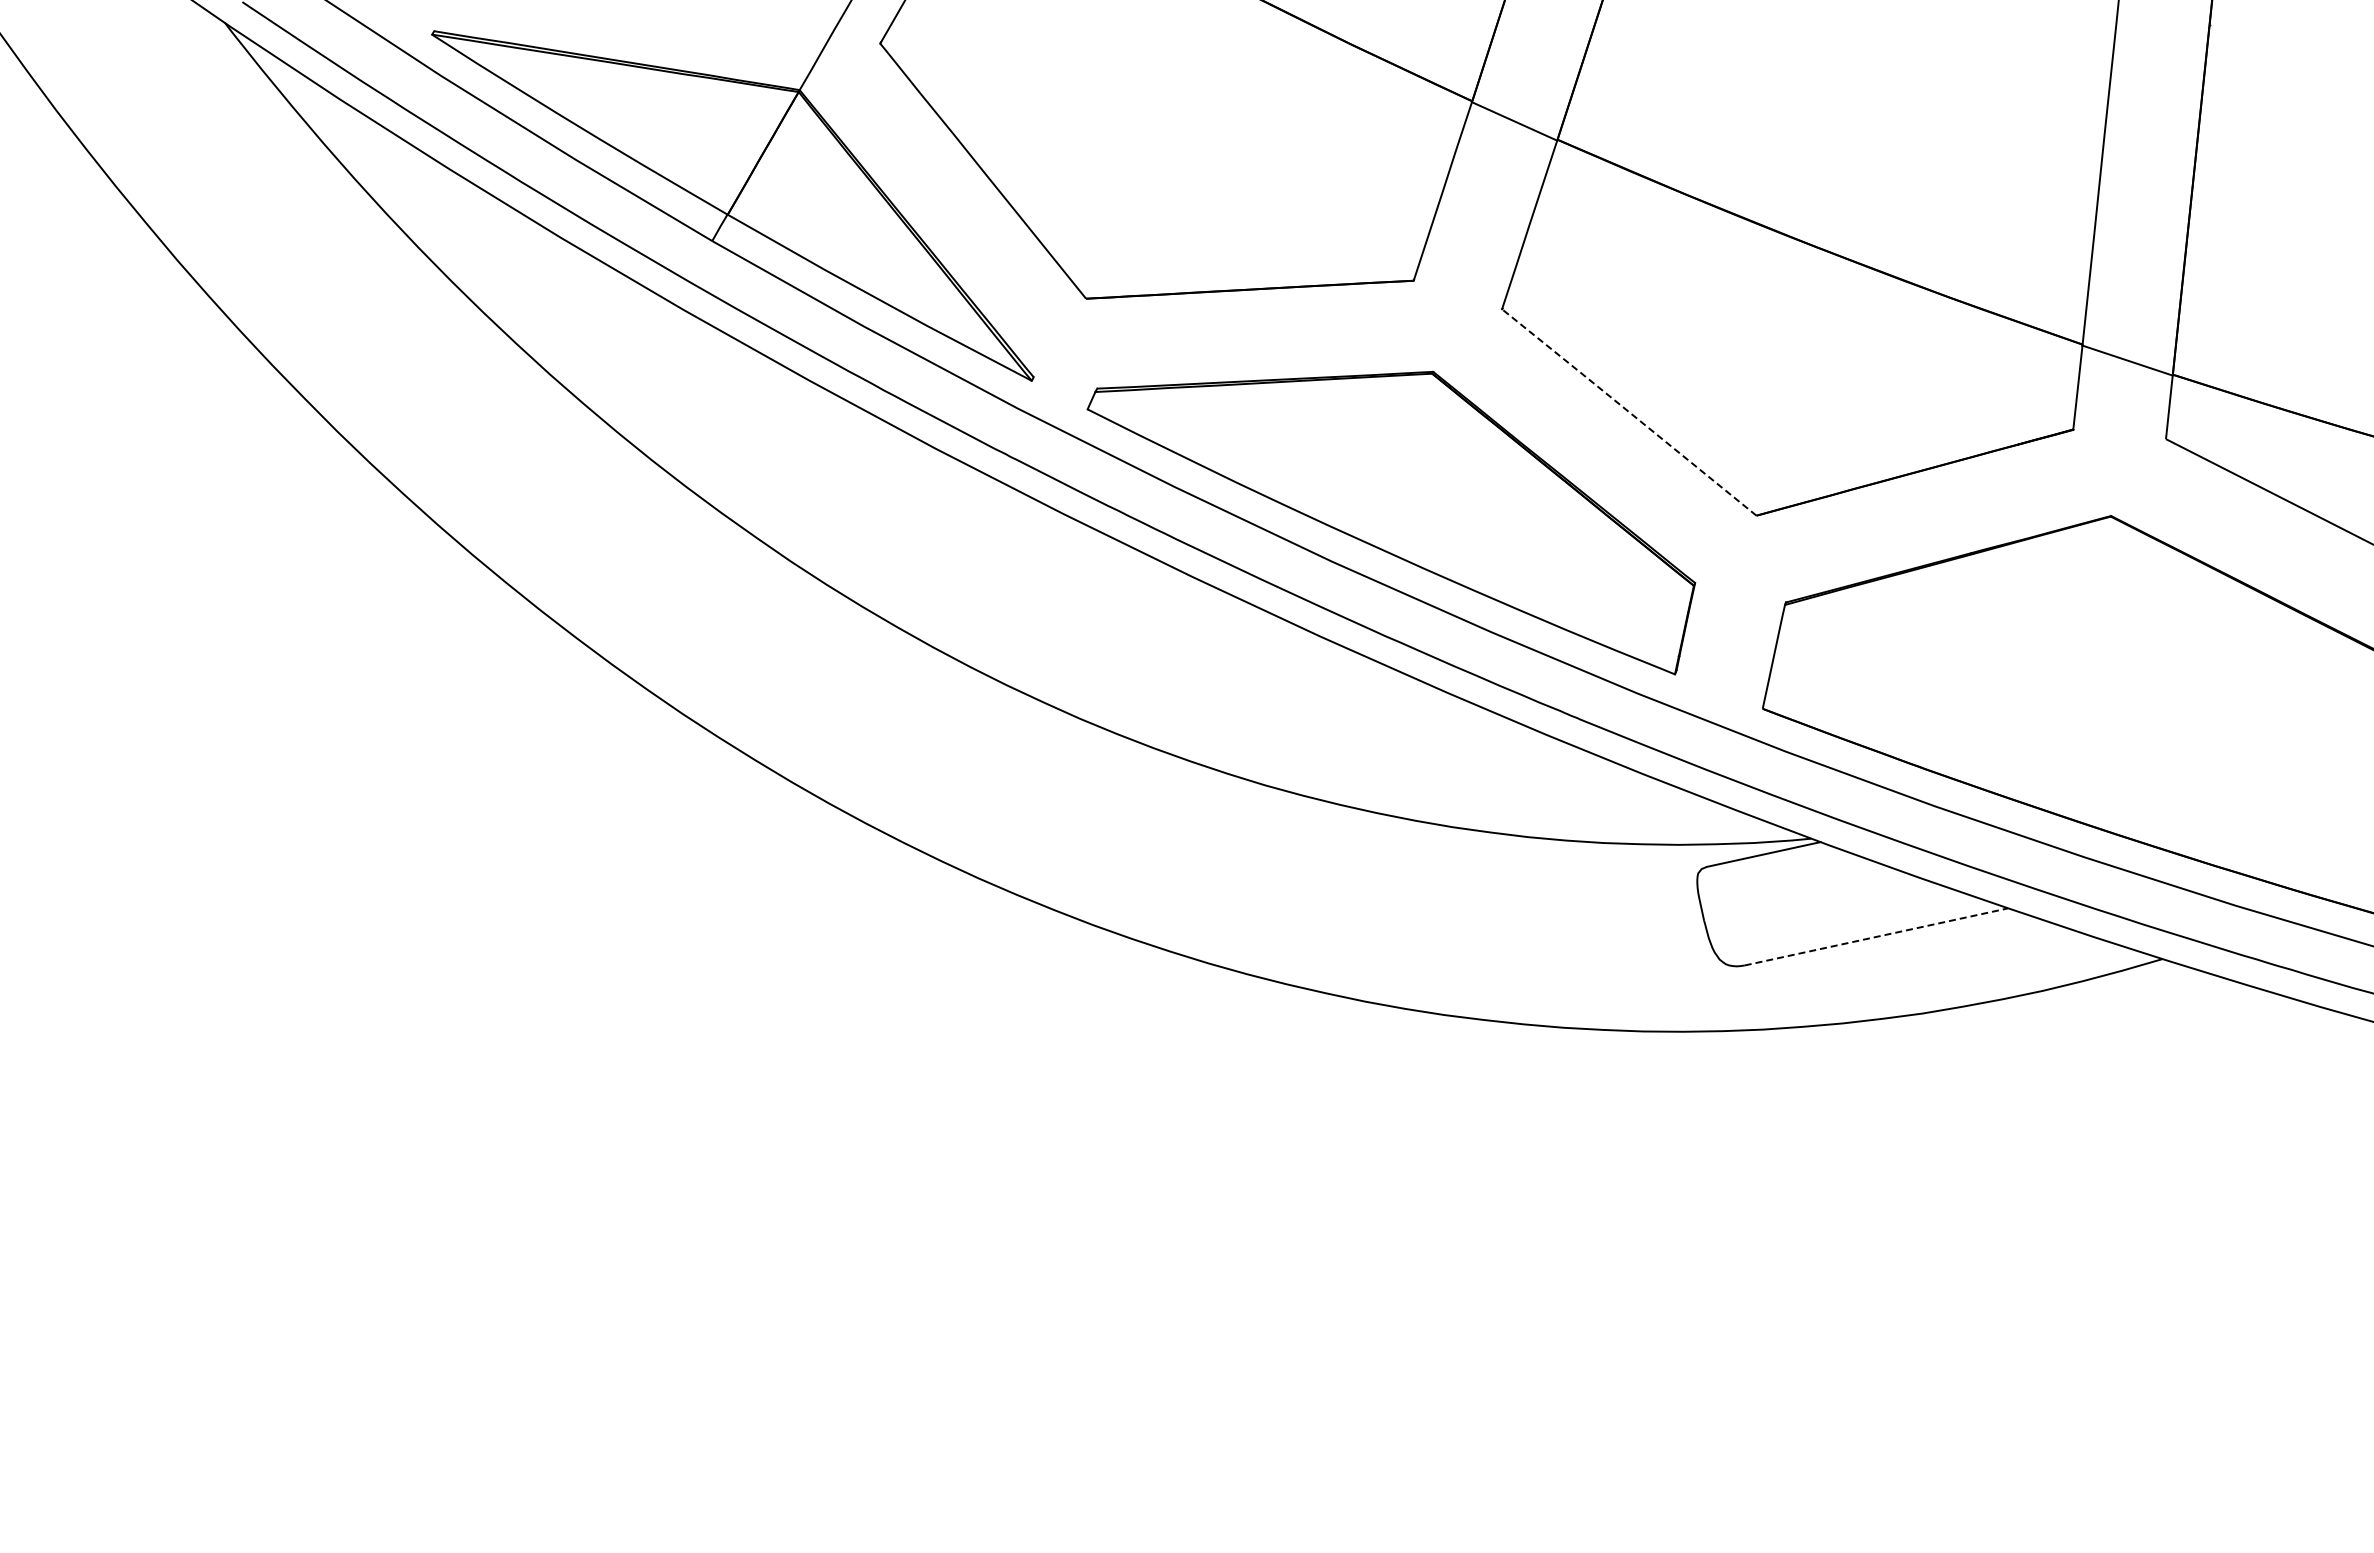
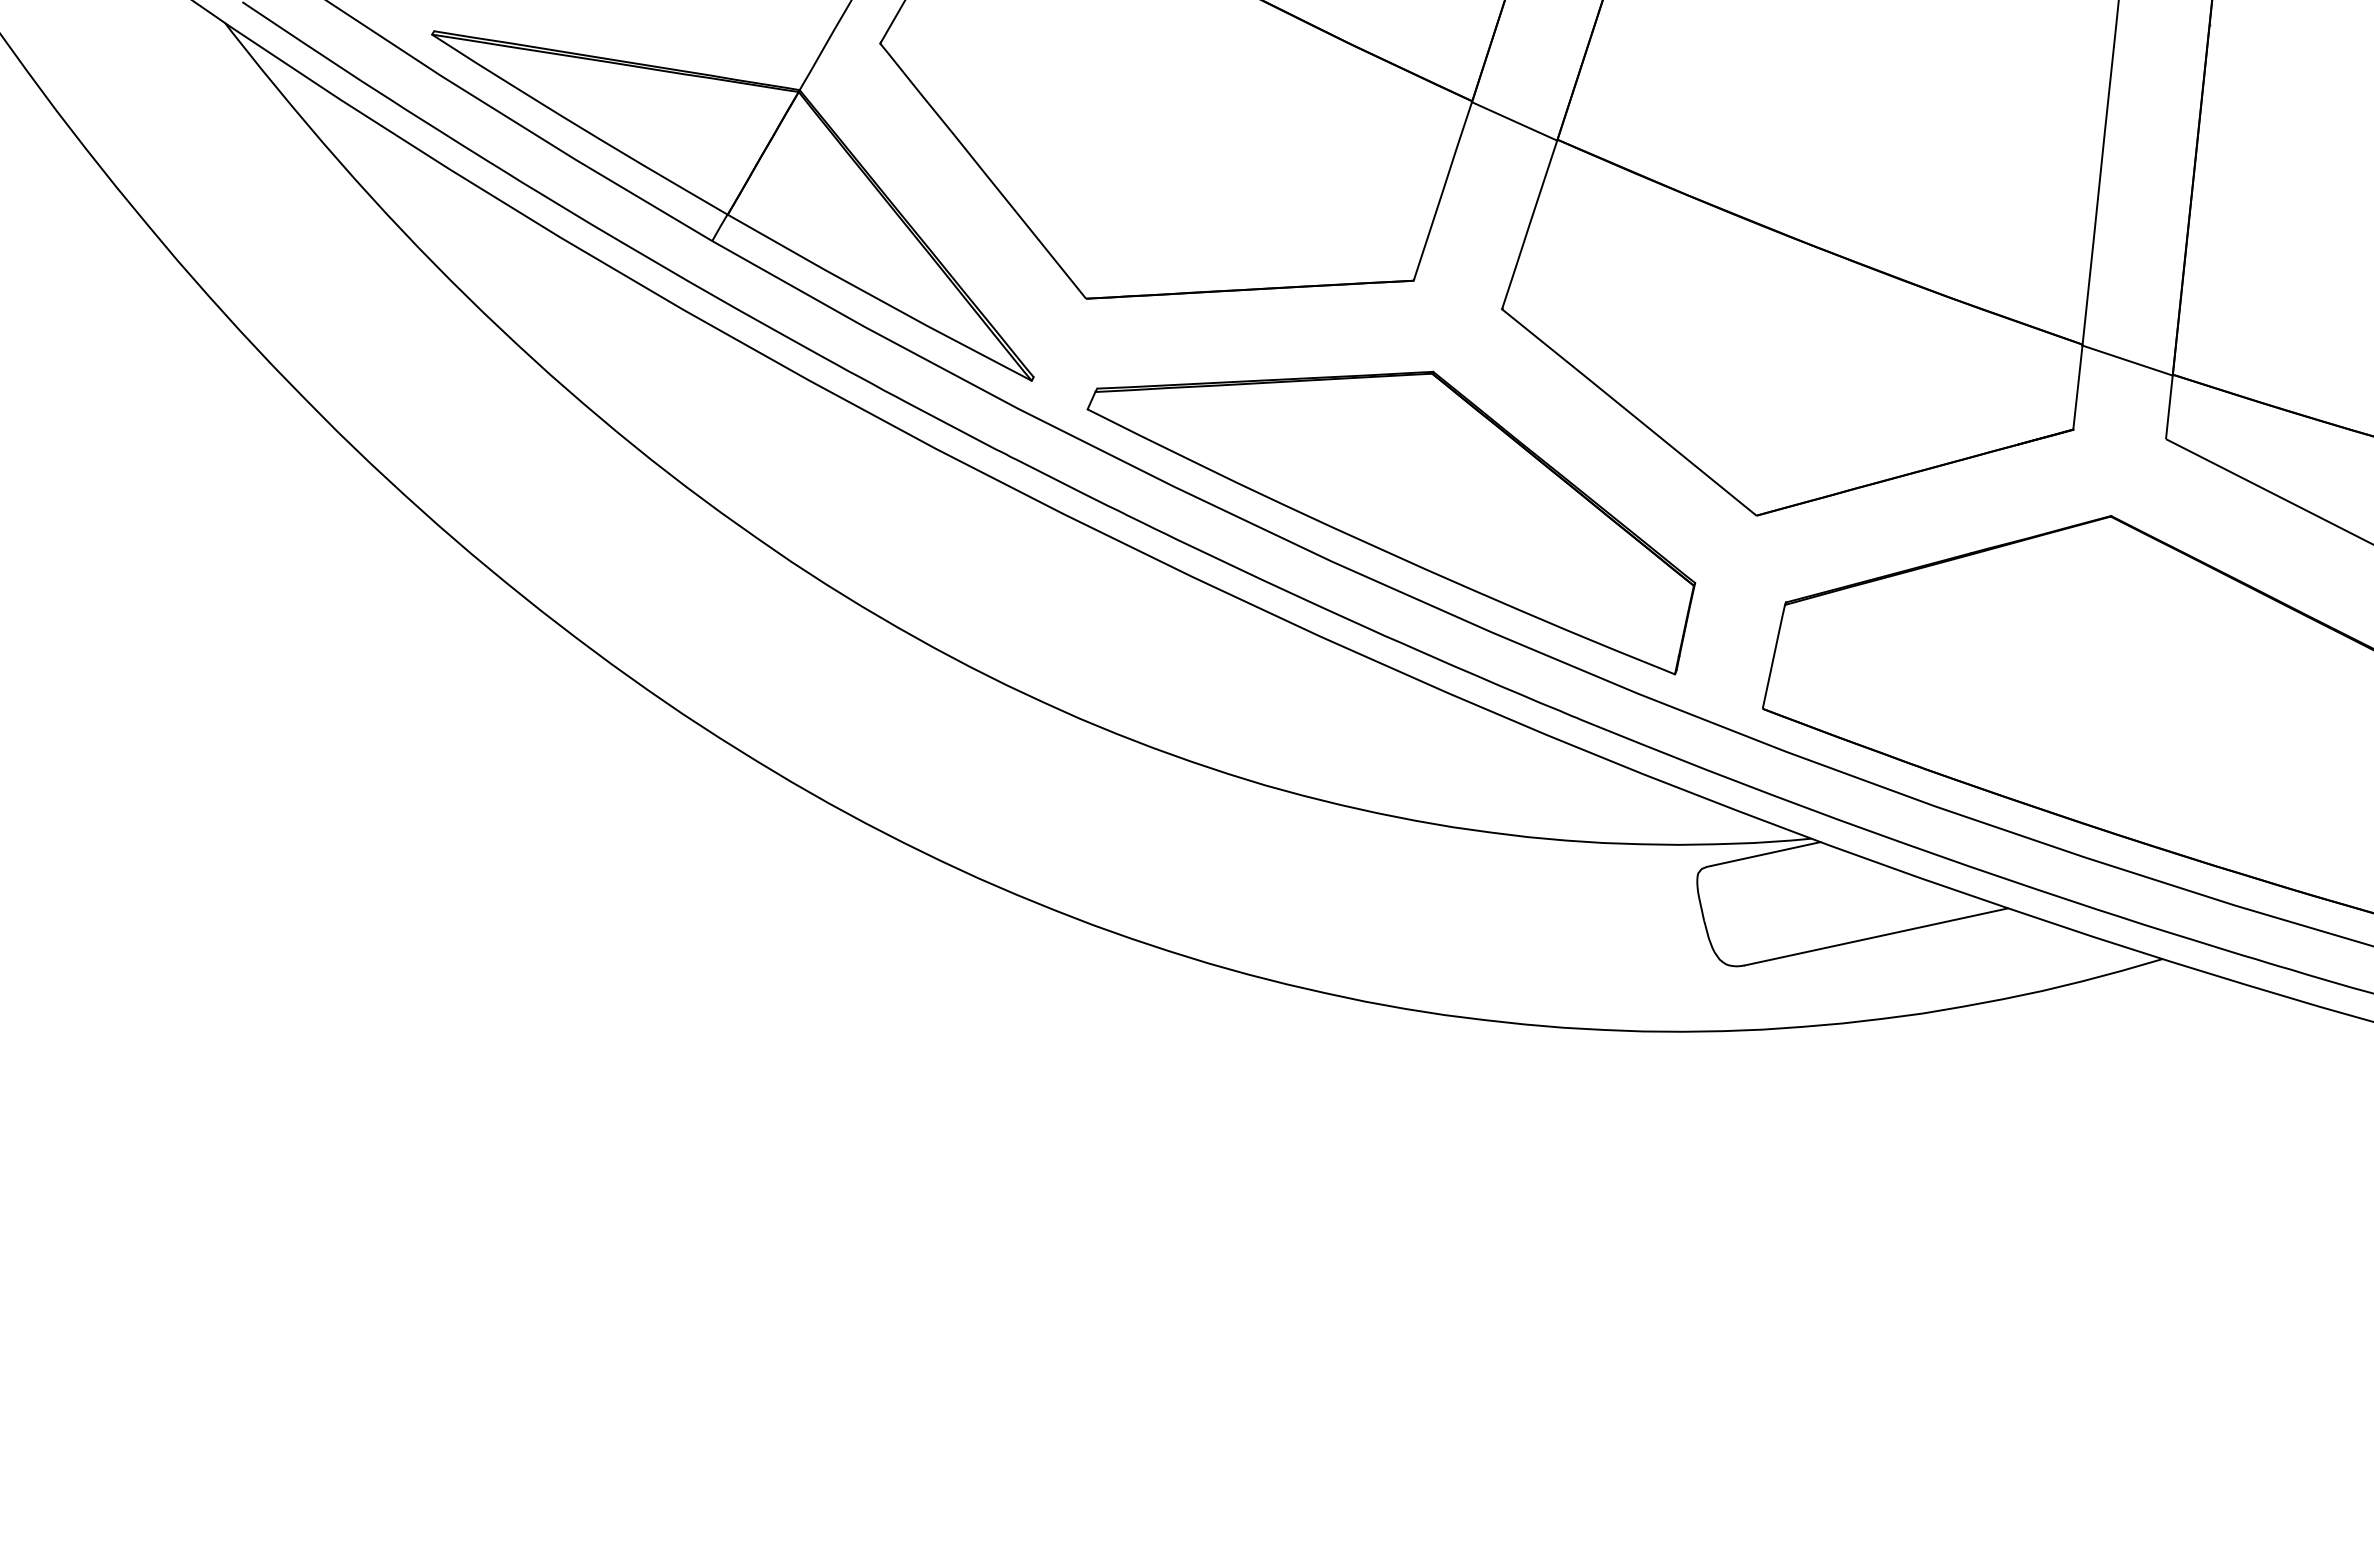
line: dashed -> solid (1629, 412)
line: dashed -> solid (1876, 936)
